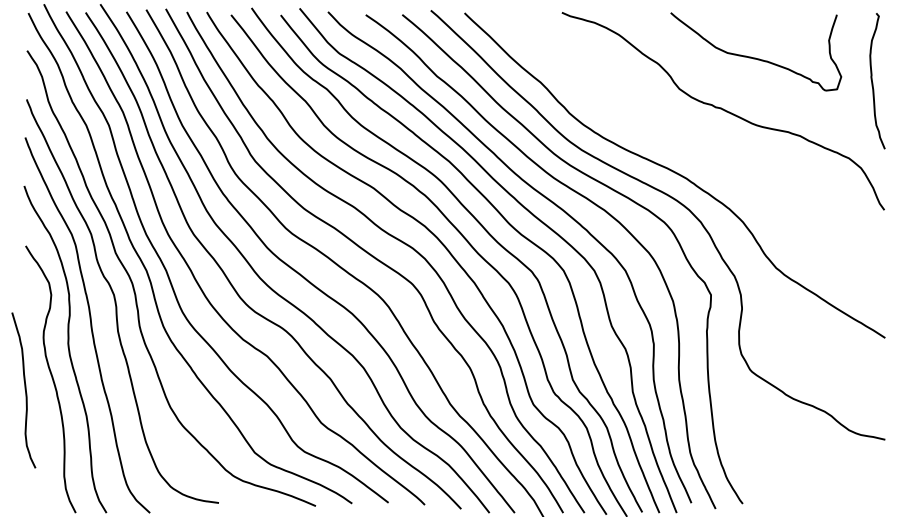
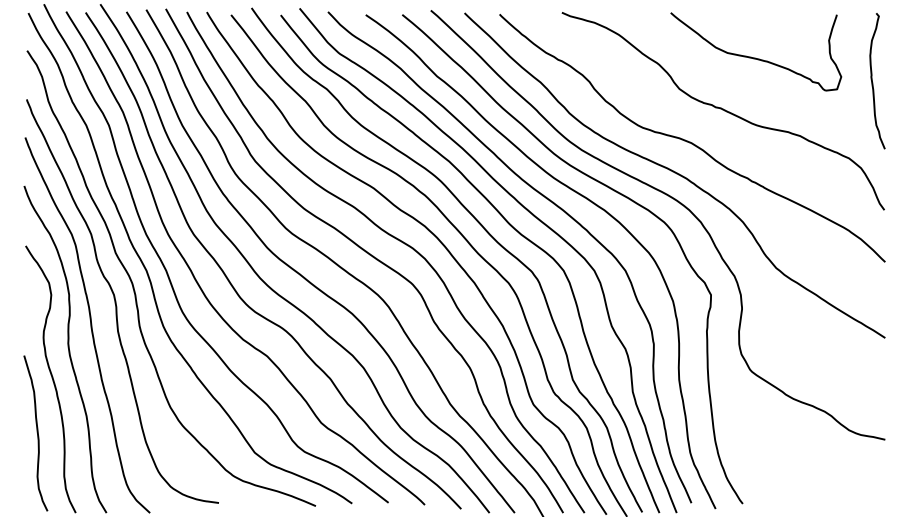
curve: none -> present (690, 141)
curve position: (24, 389) -> (36, 432) (36, 432)
